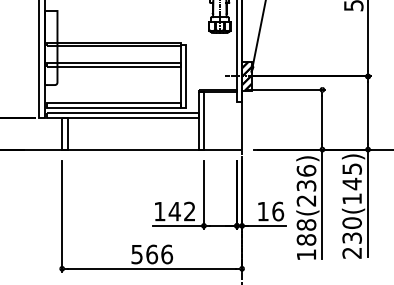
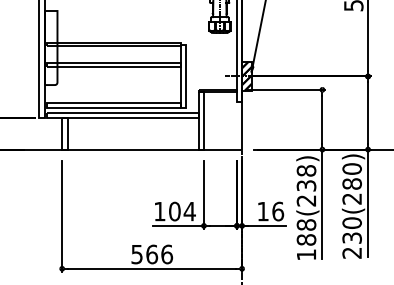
text: 188(236) -> 188(238) (306, 170)
text: 230(145) -> 230(280) (351, 183)
text: 142 -> 104 (181, 211)
